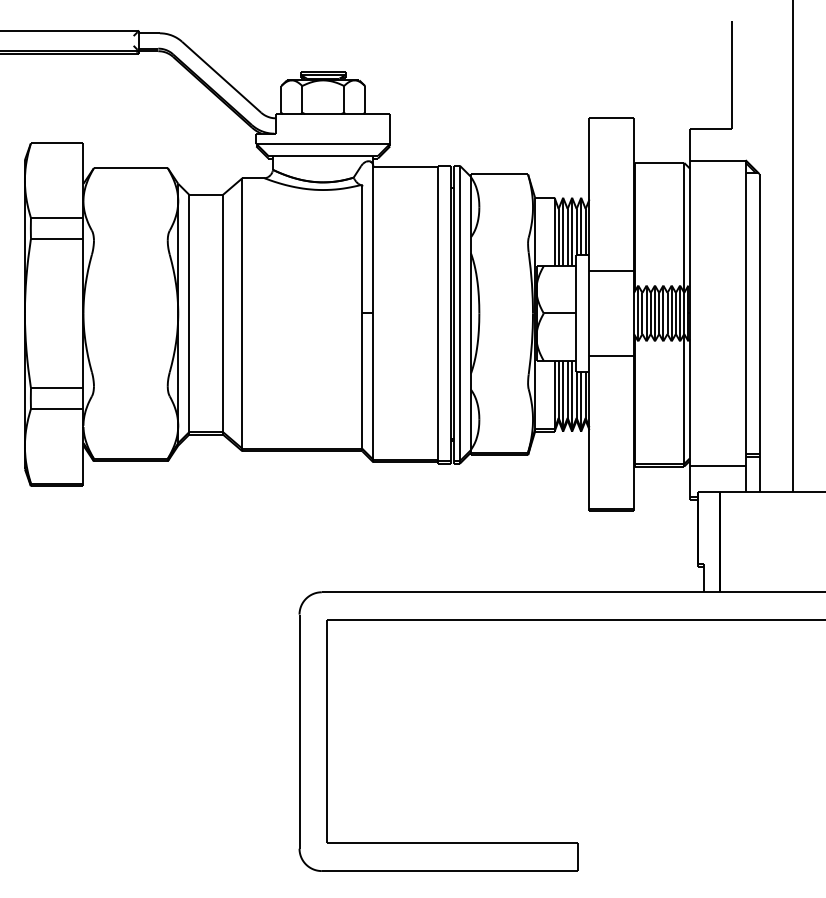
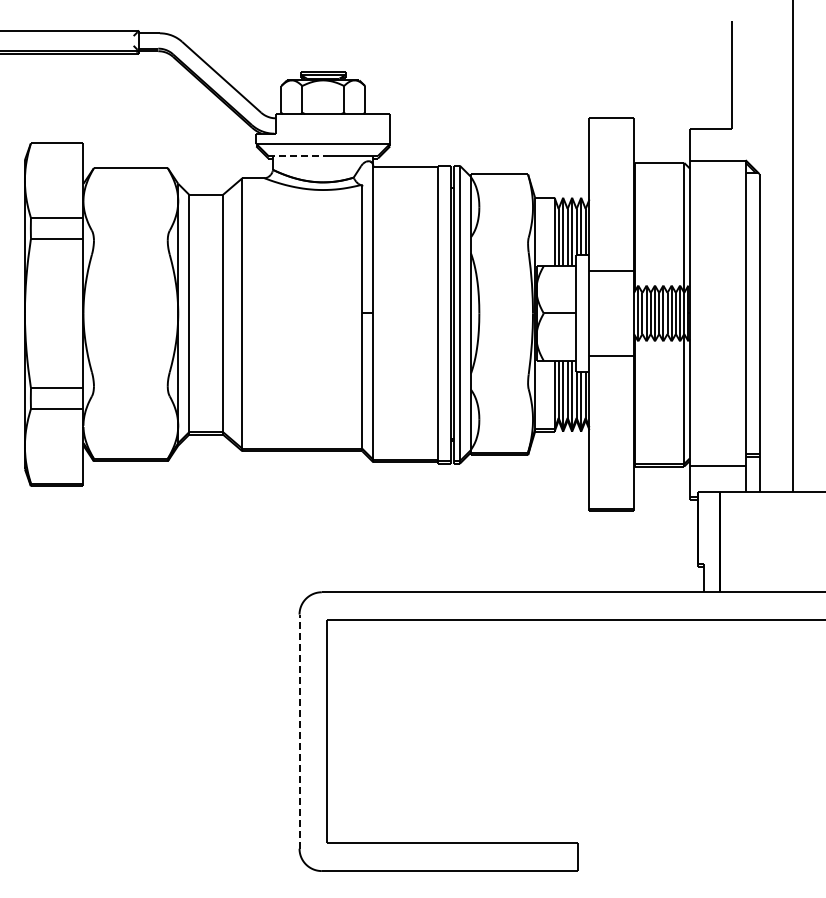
line: solid -> dashed (296, 155)
line: solid -> dashed (299, 731)
